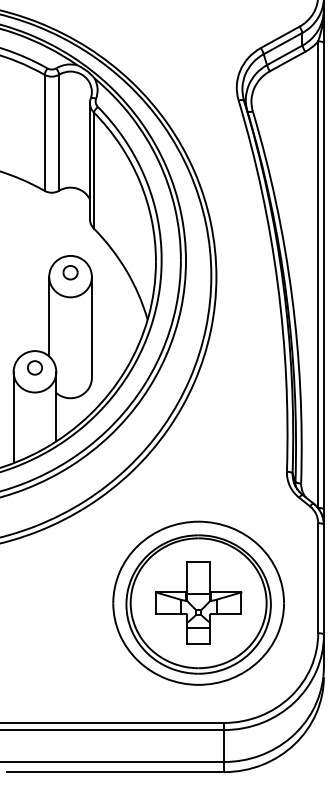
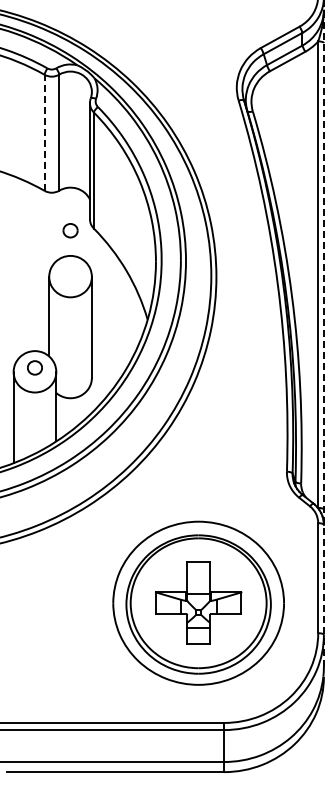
line: solid -> dashed (44, 132)
part position: (70, 272) -> (70, 230) (70, 230)
line: solid -> dashed (323, 333)
